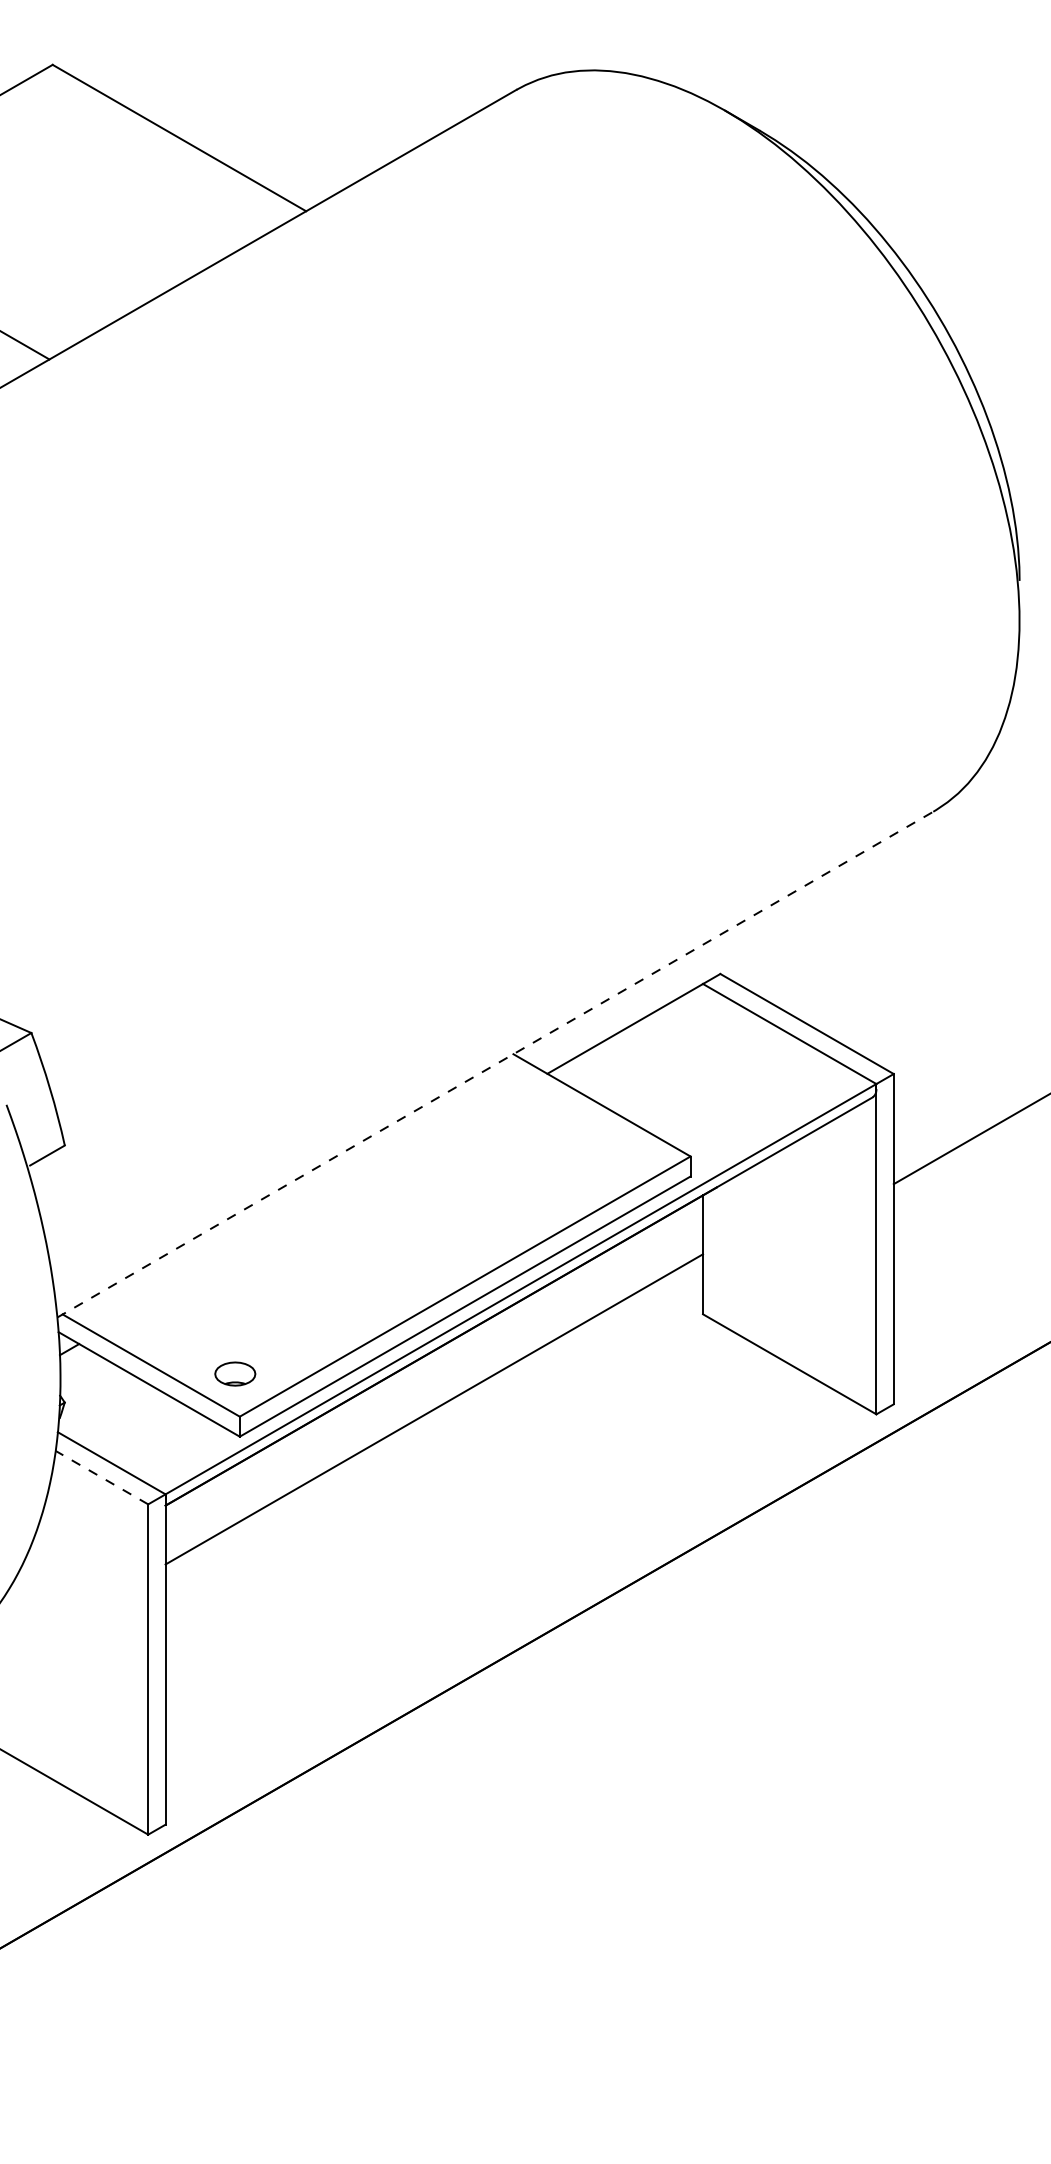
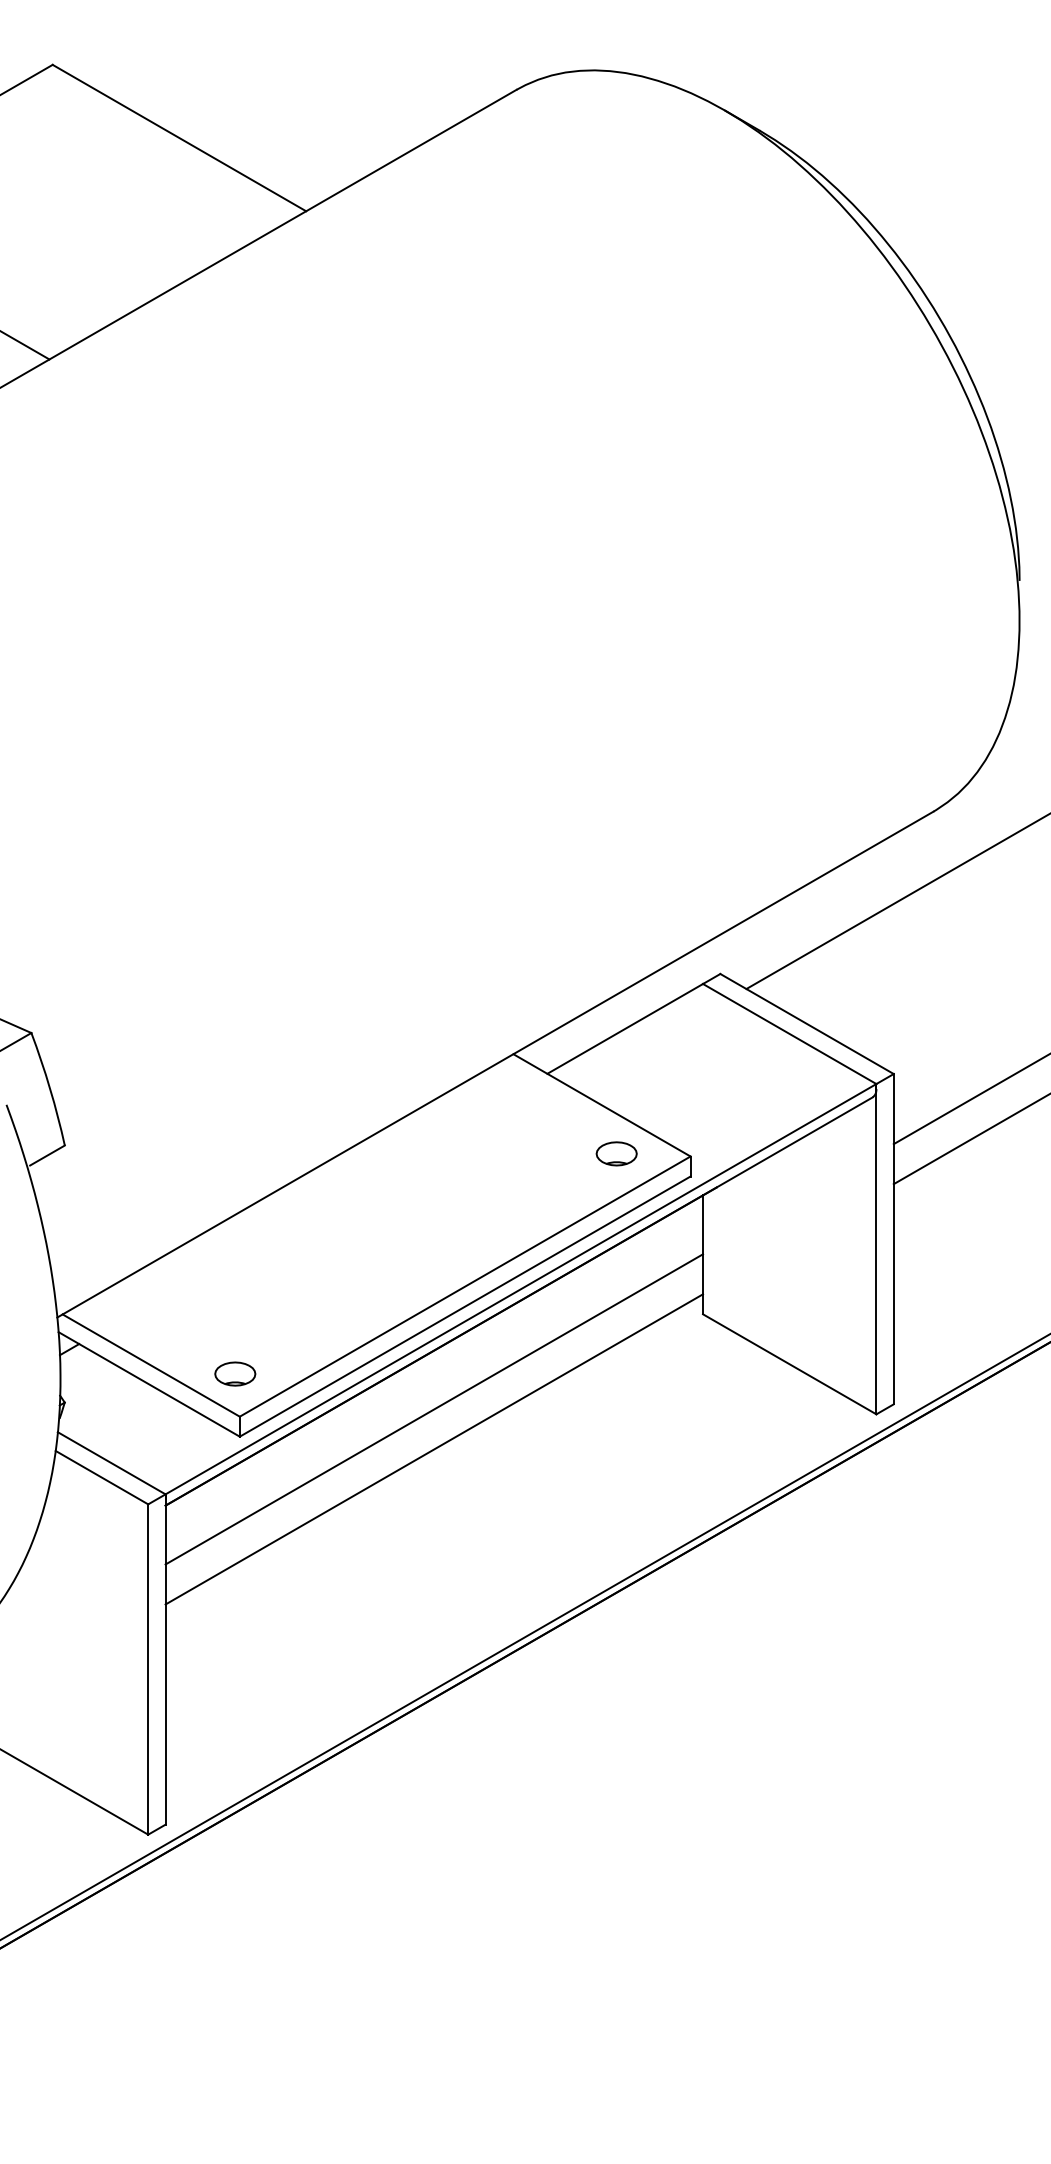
line: none -> present (896, 901)
line: dashed -> solid (495, 1064)
line: none -> present (970, 1099)
part: none -> present (616, 1153)
line: none -> present (434, 1449)
line: dashed -> solid (101, 1477)
line: none -> present (524, 1636)
